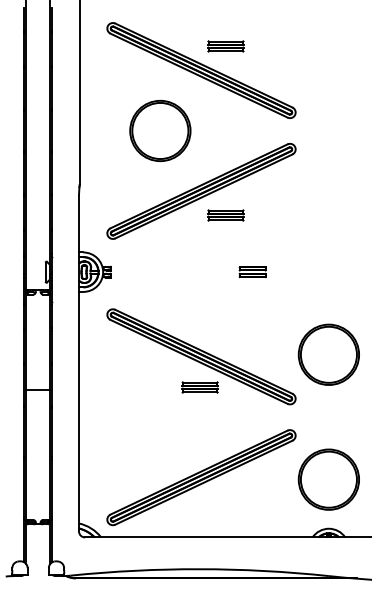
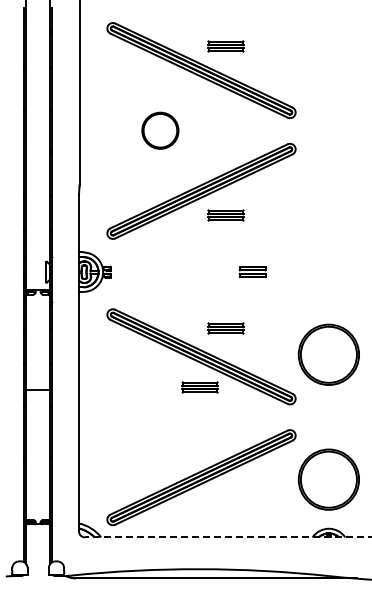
part size: 63x63 px -> 39x39 px (160, 130)
part: none -> present (225, 328)
line: solid -> dashed (227, 537)
